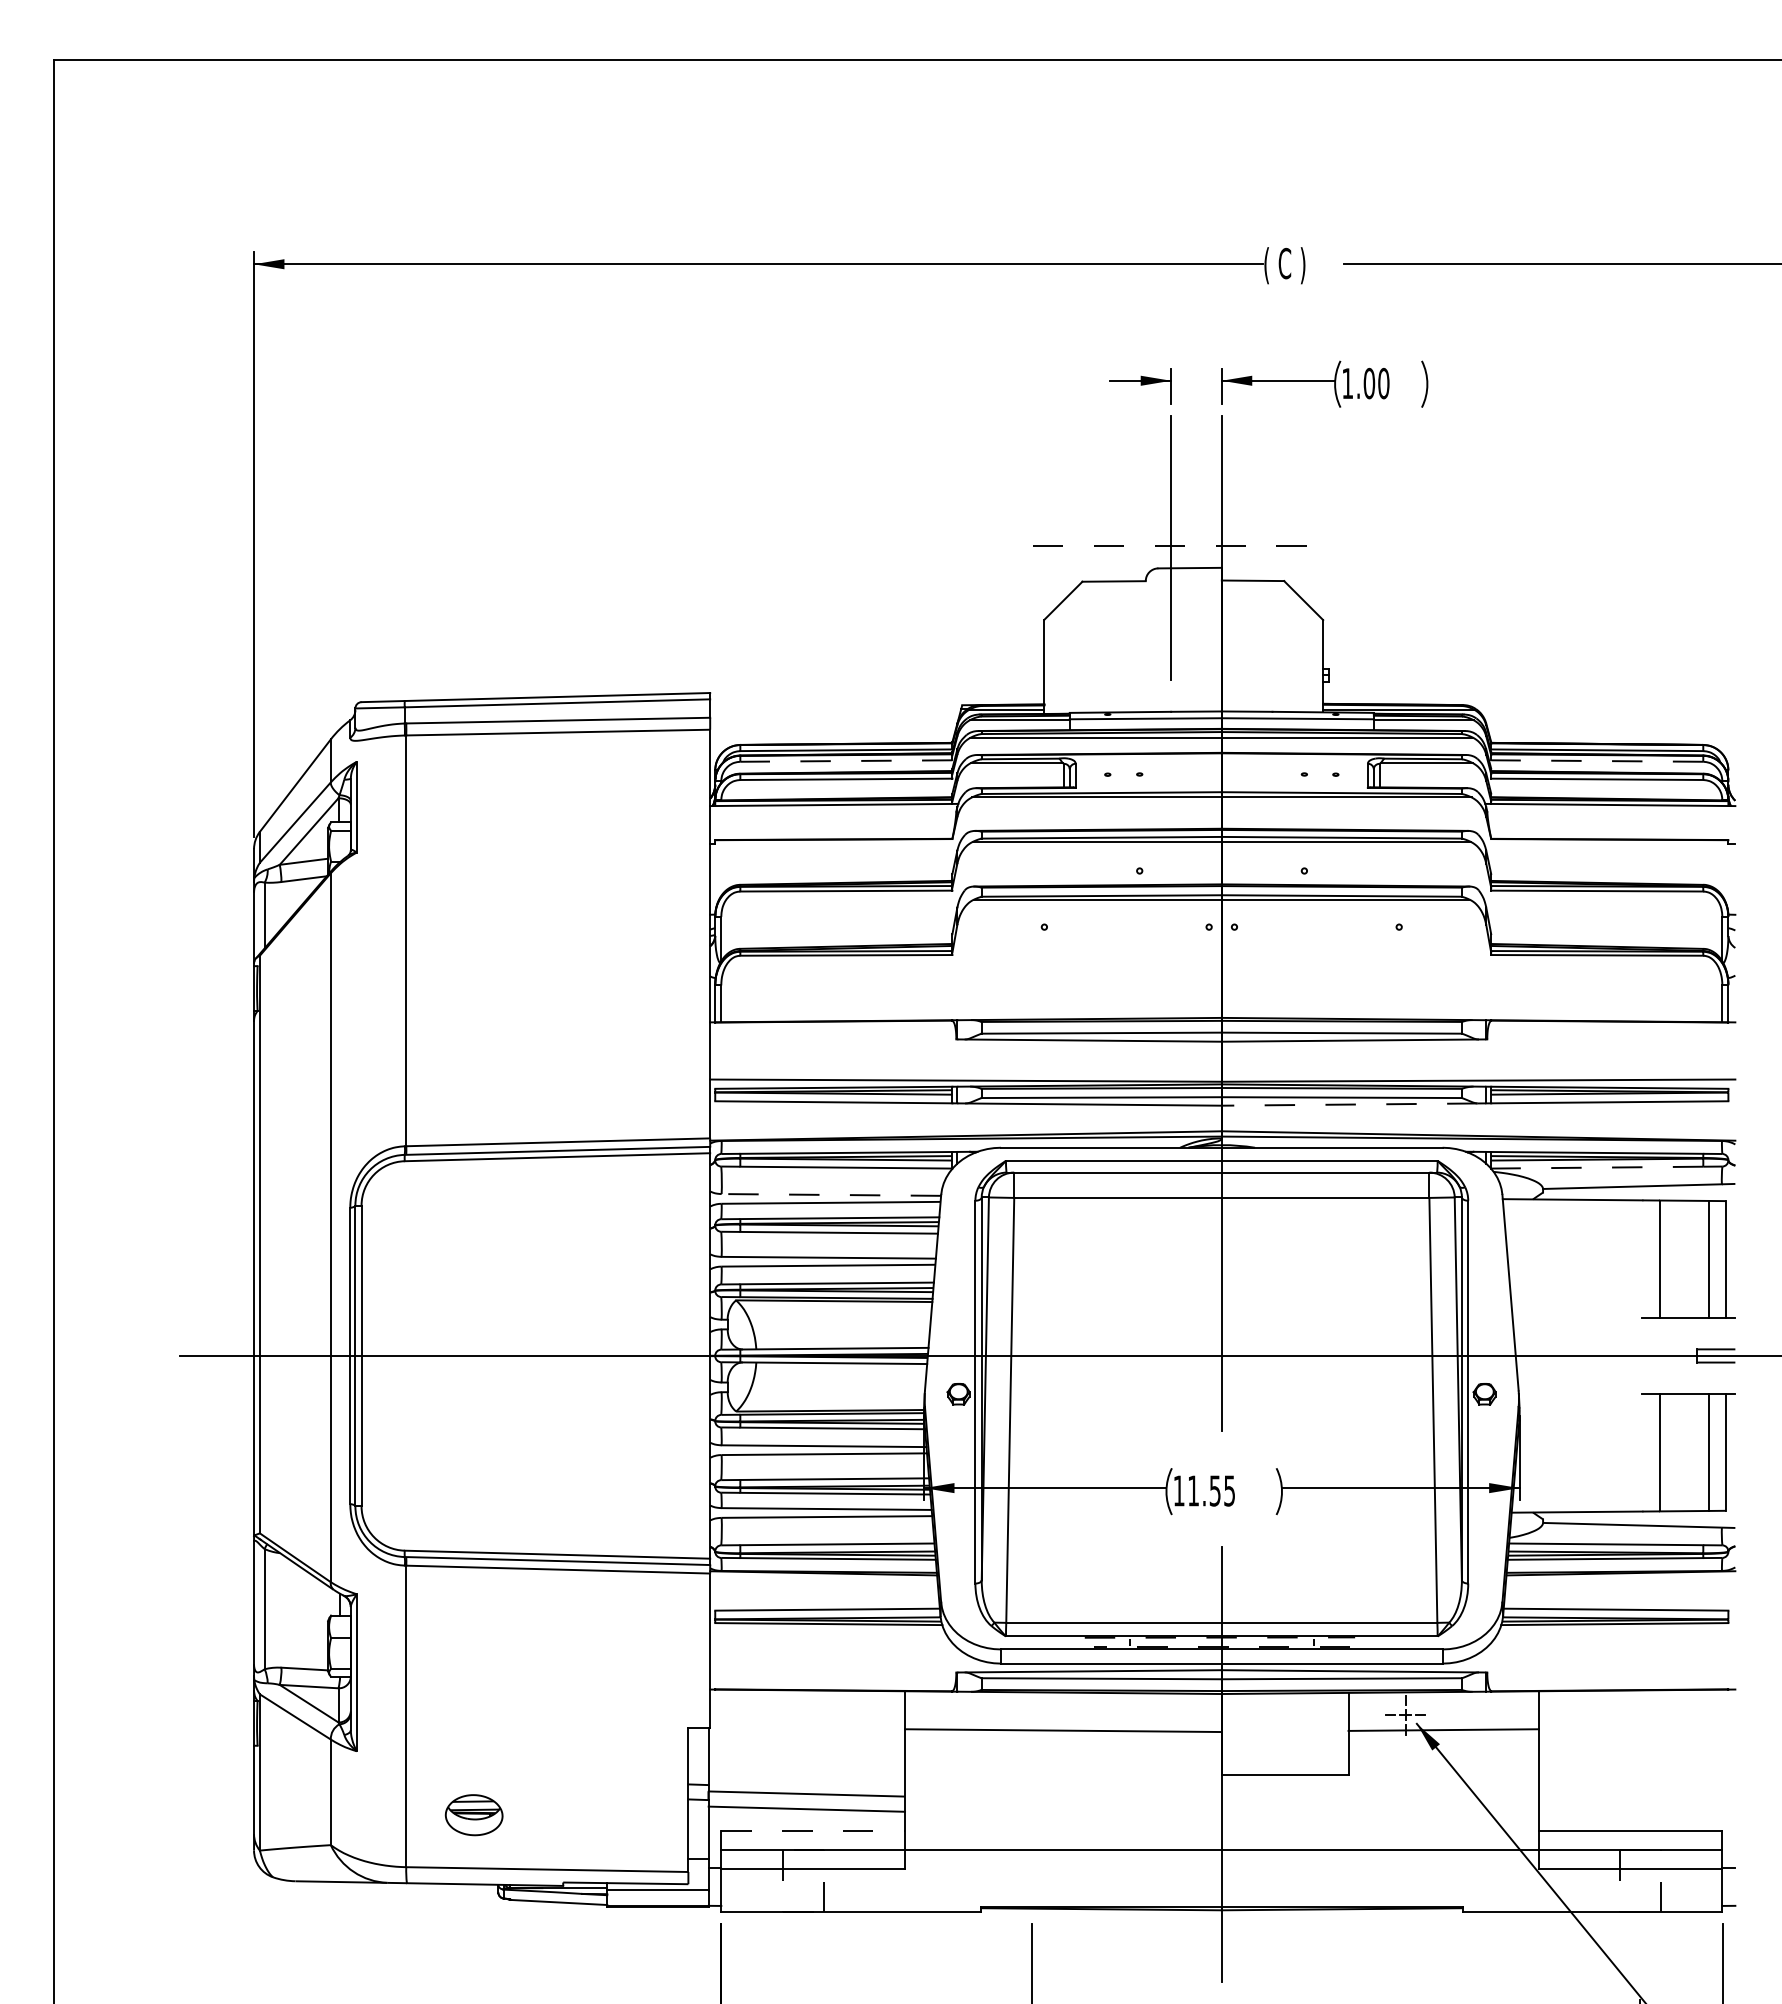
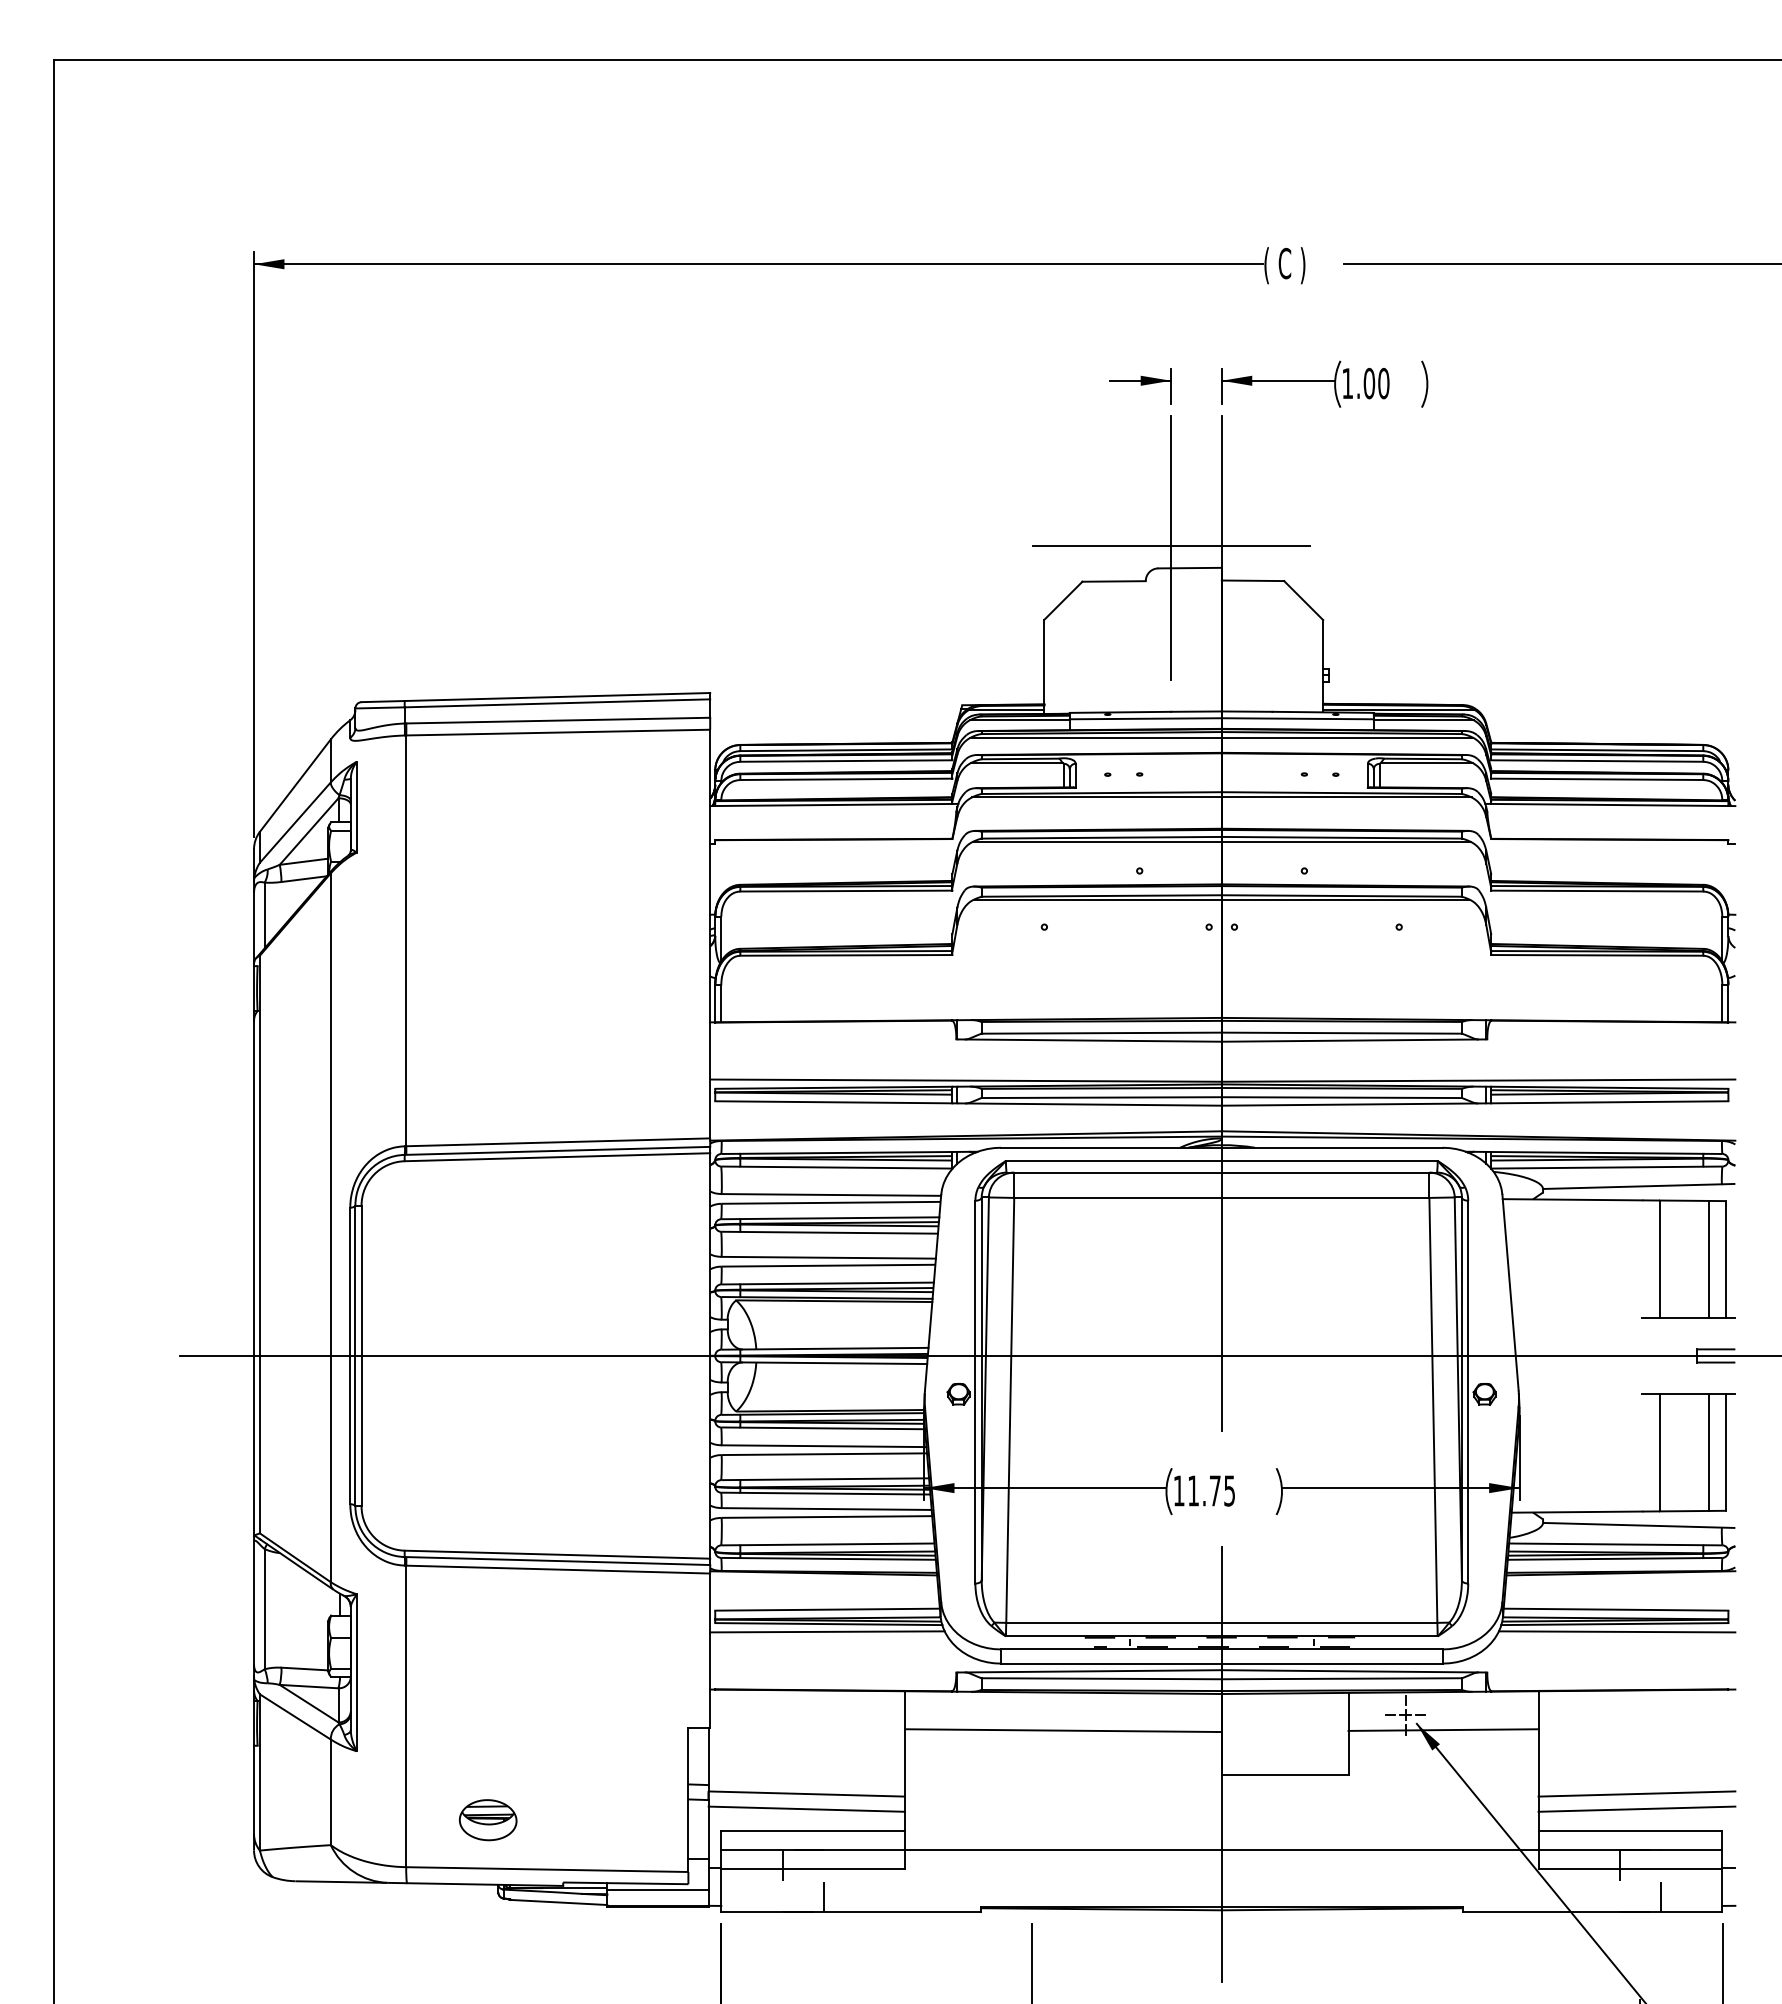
line: dashed -> solid (1171, 546)
line: dashed -> solid (845, 761)
line: dashed -> solid (1596, 761)
line: dashed -> solid (1349, 1104)
line: dashed -> solid (1596, 1167)
line: dashed -> solid (831, 1194)
text: 11.55 -> 11.75 (1214, 1490)
line: none -> present (827, 1631)
line: none -> present (1616, 1631)
line: none -> present (1636, 1793)
line: none -> present (1636, 1808)
part position: (473, 1815) -> (487, 1820) (487, 1820)
line: dashed -> solid (813, 1830)
